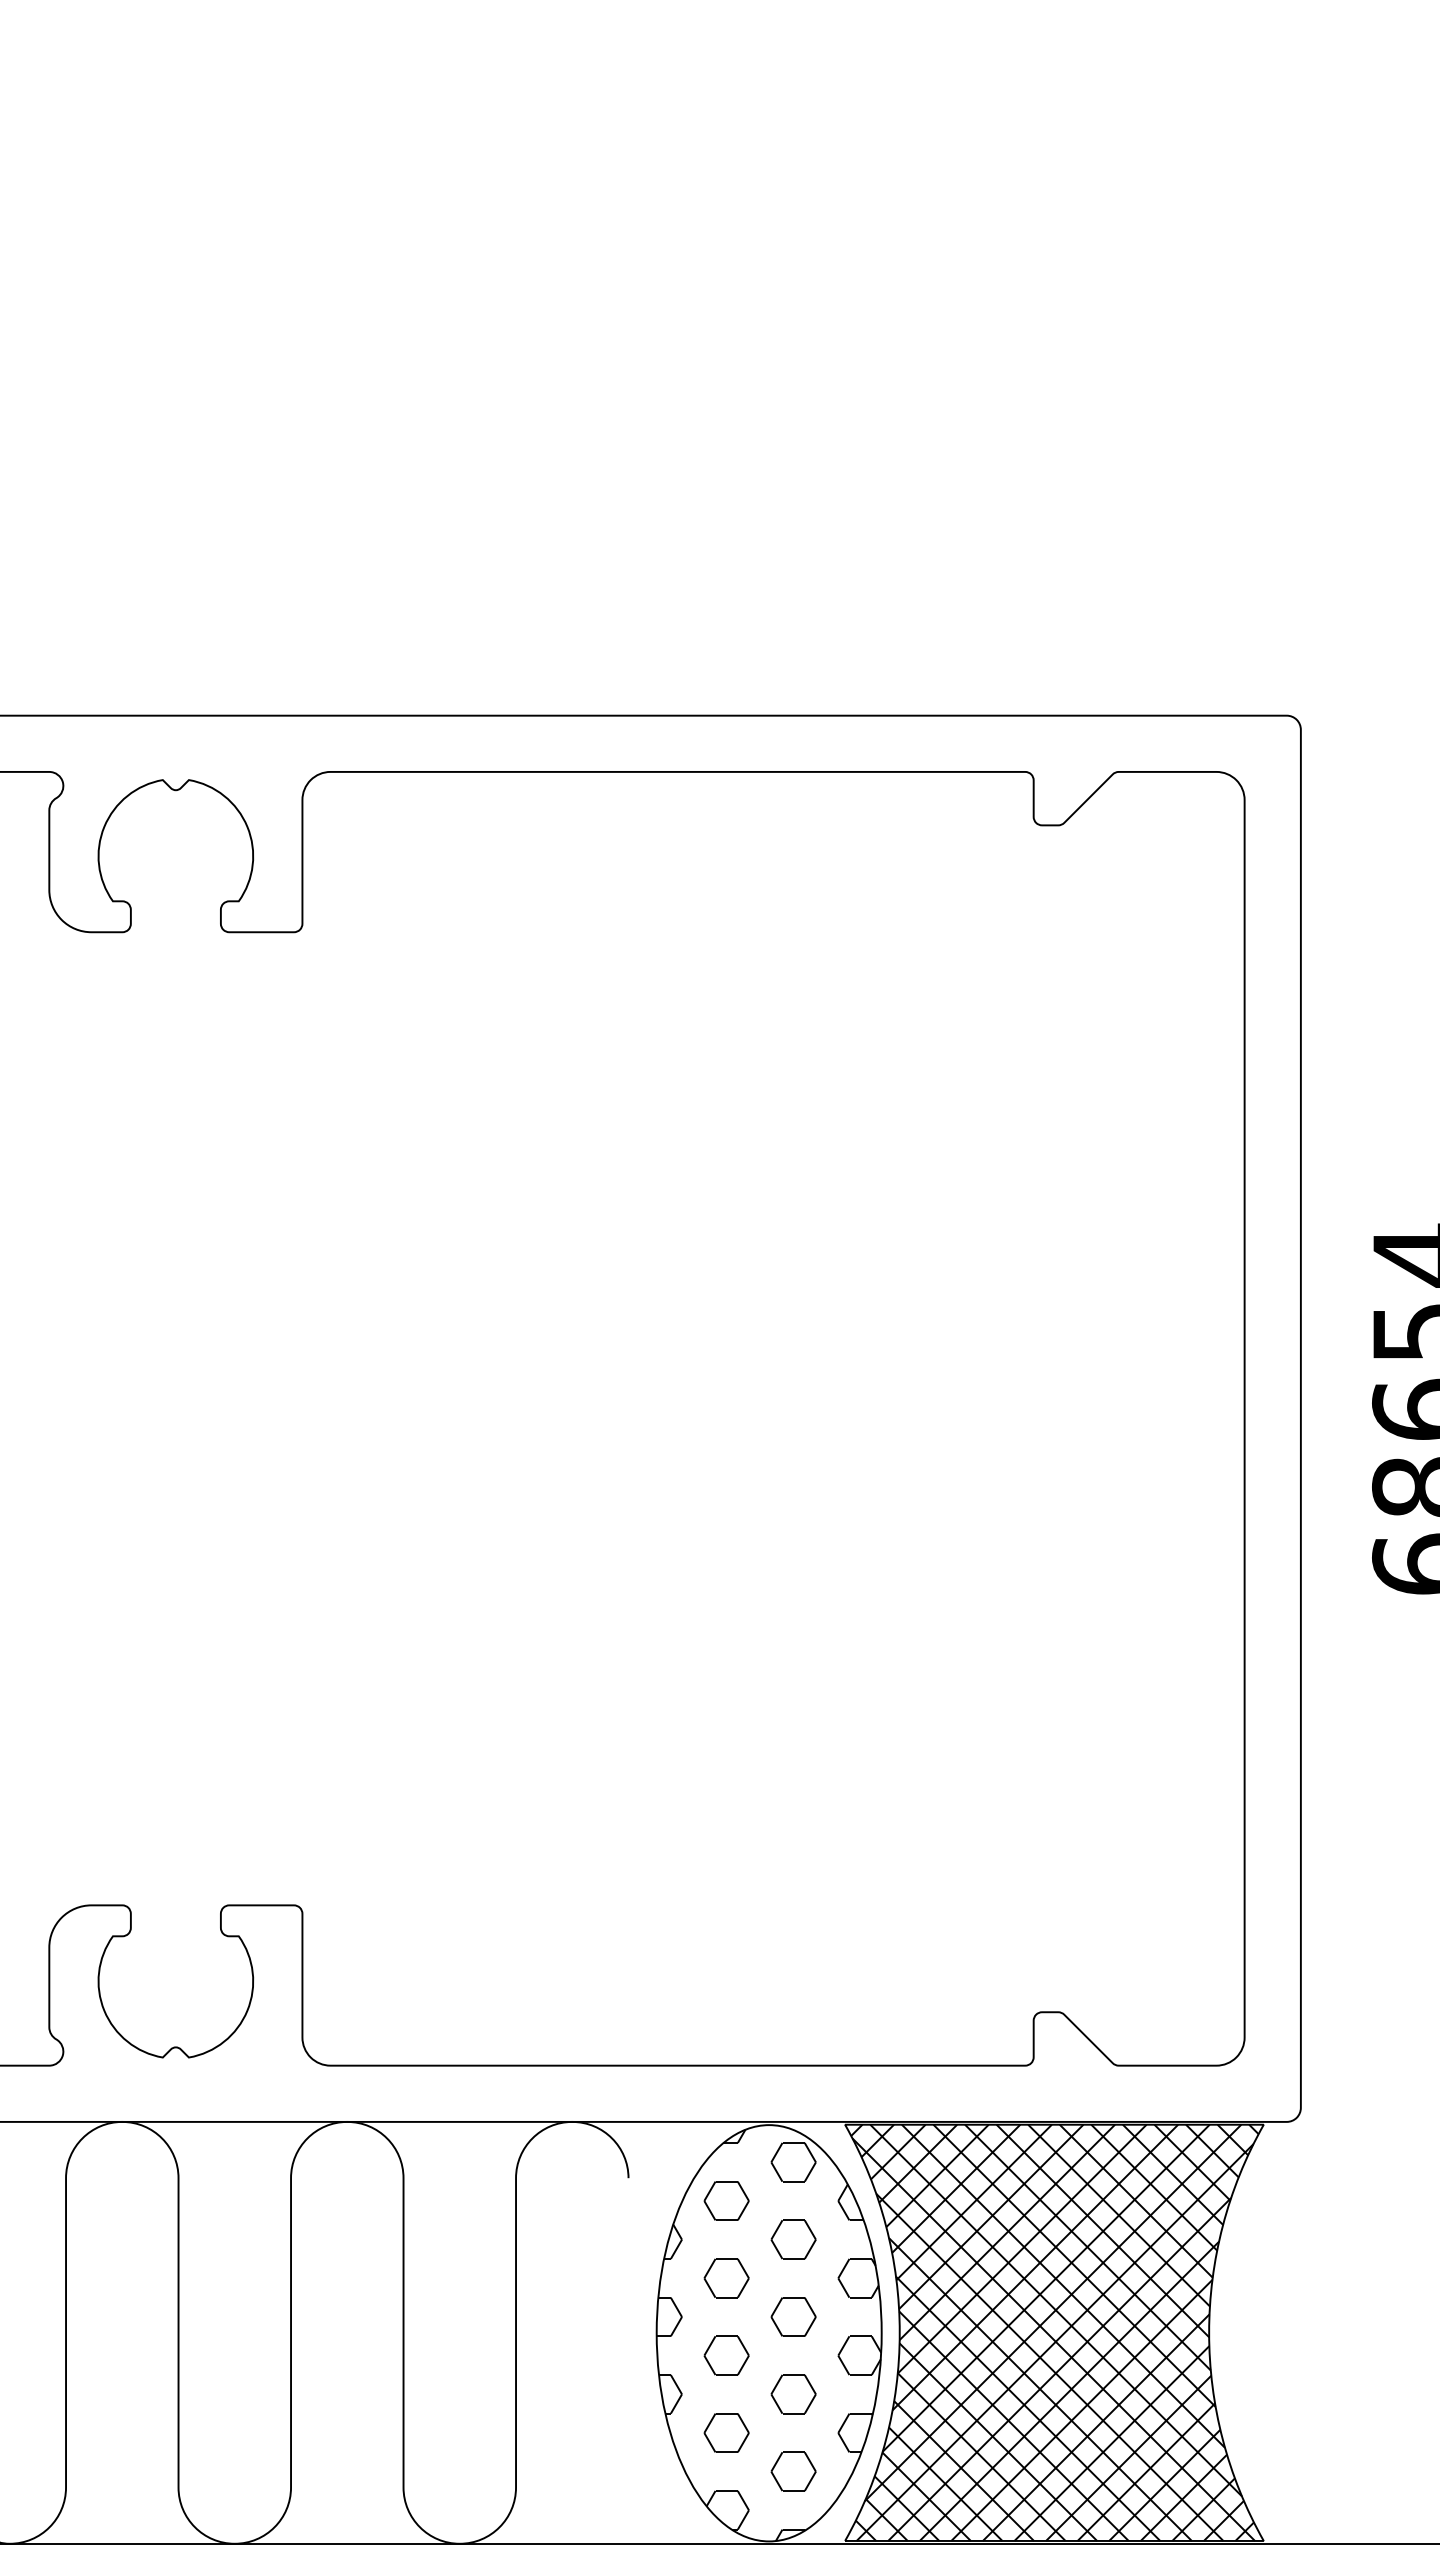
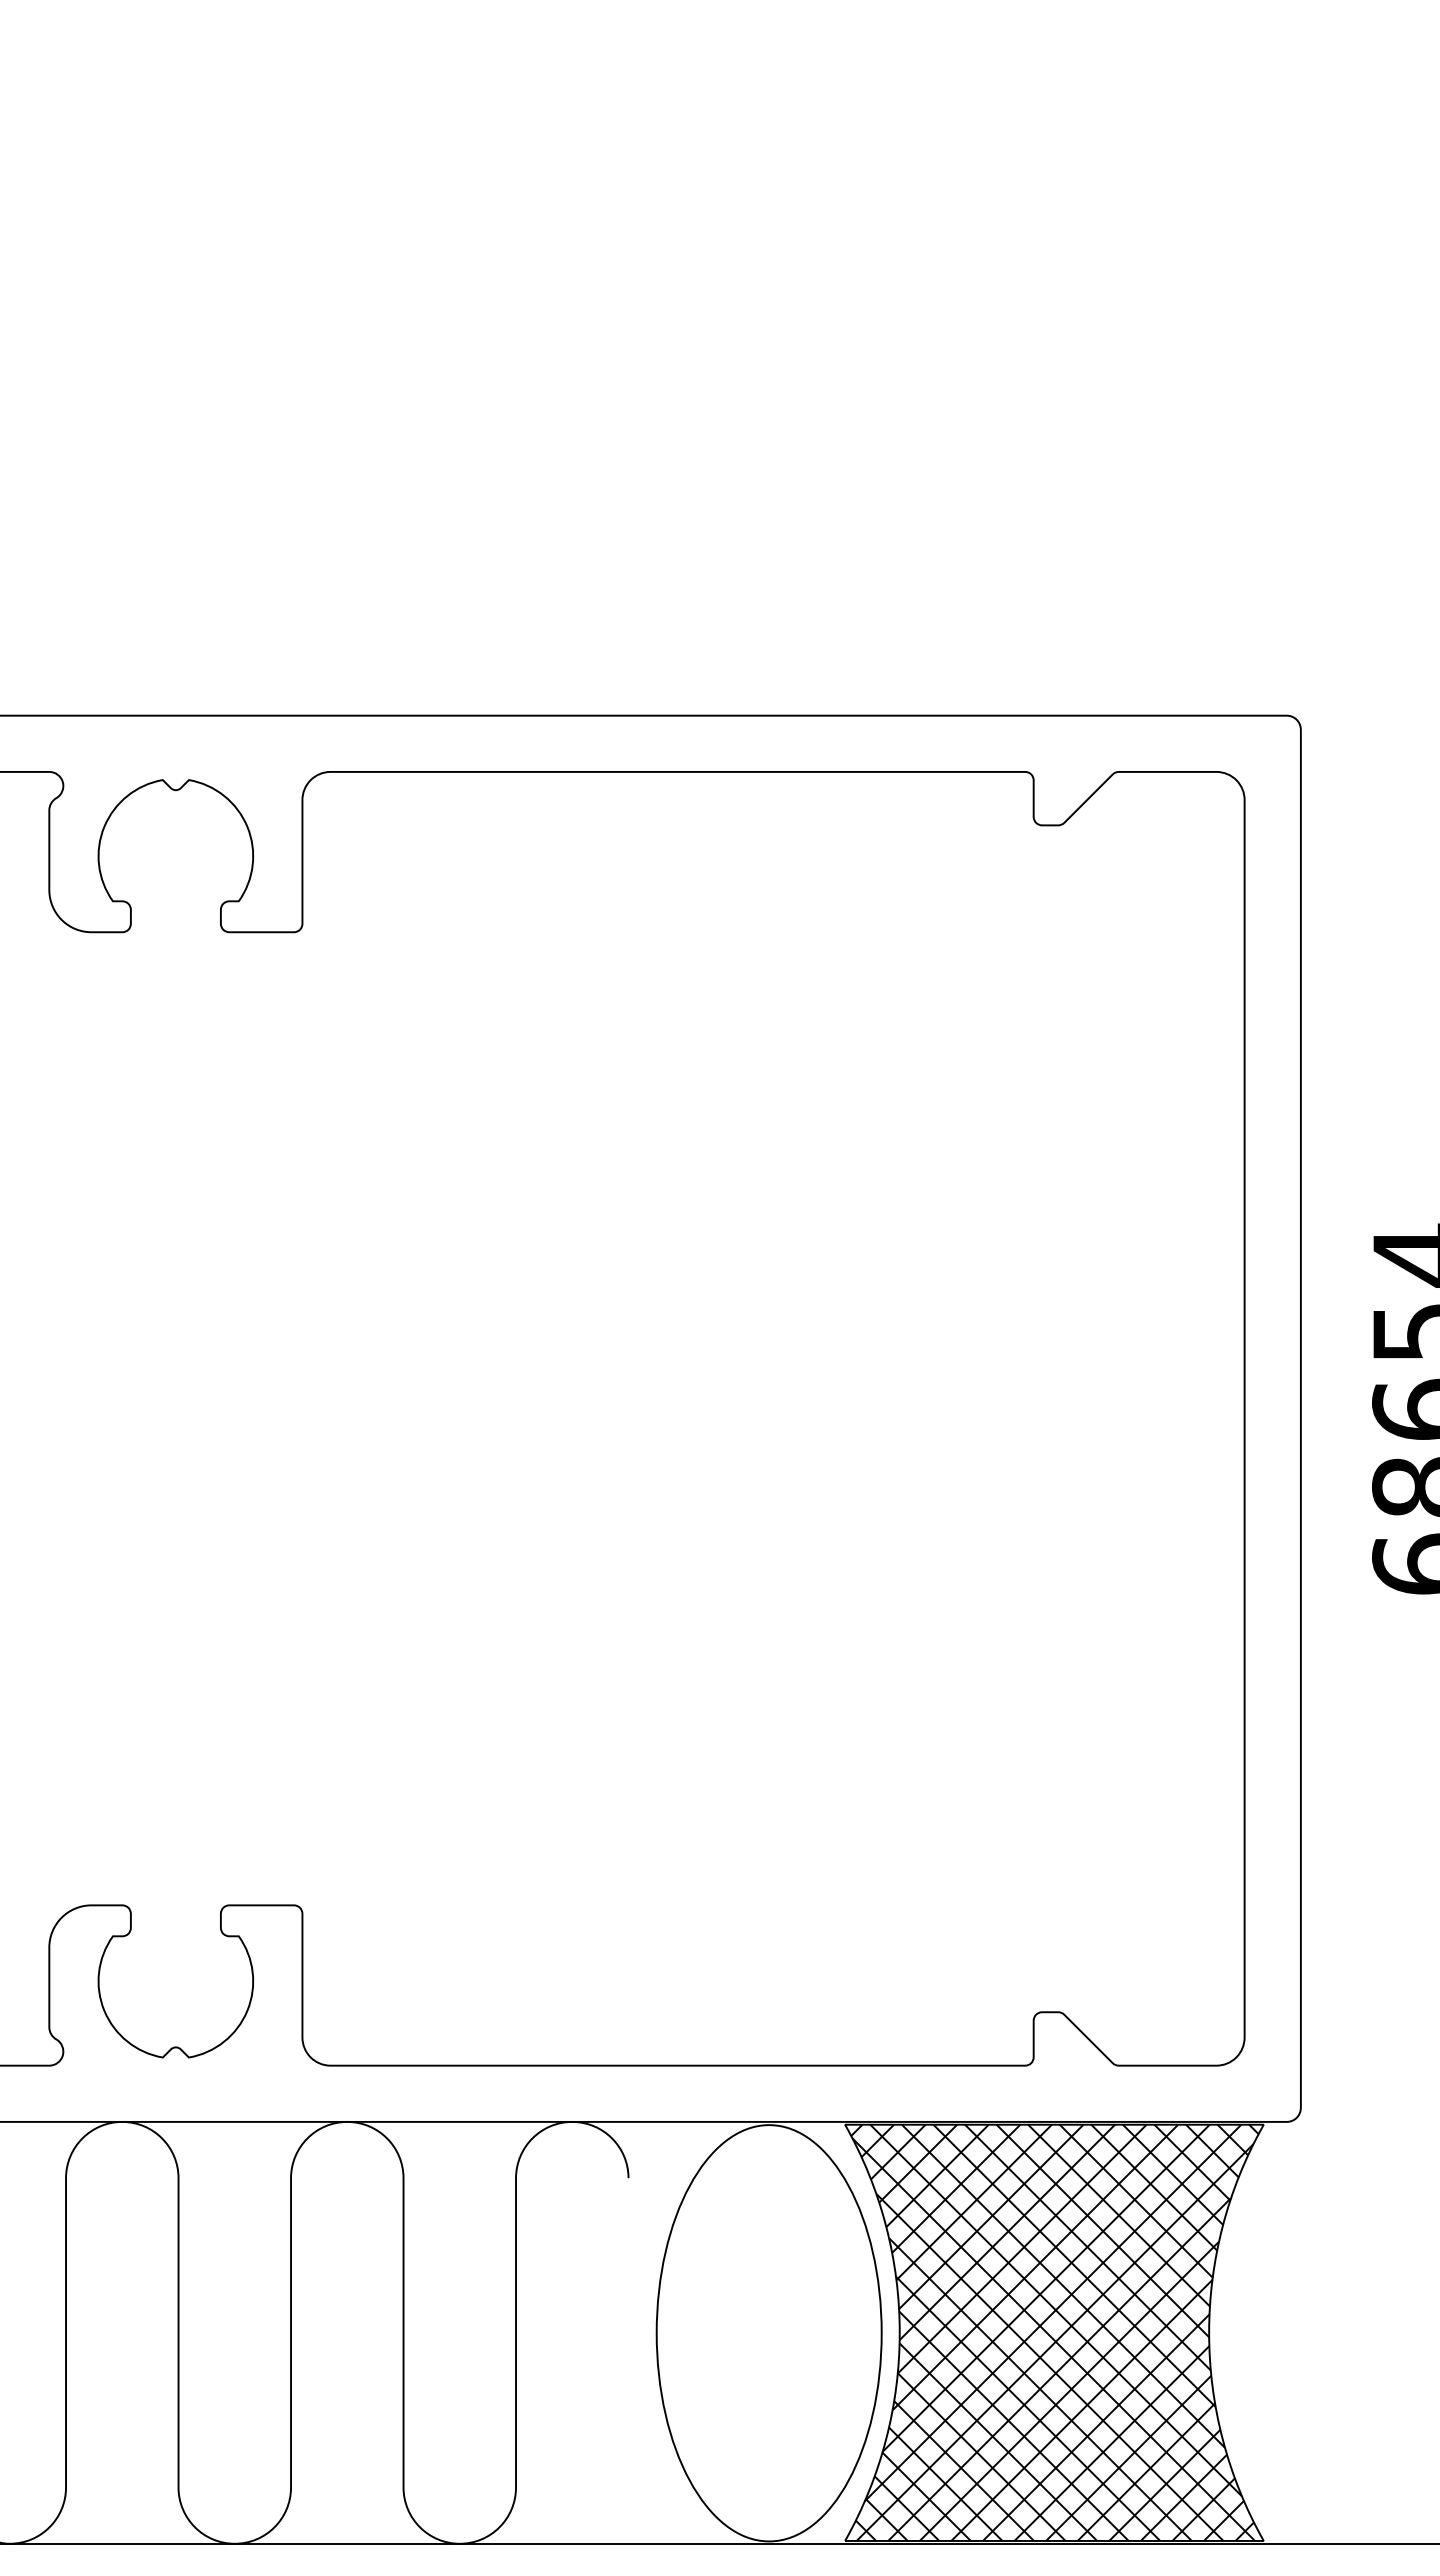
hatch: present -> none (768, 2335)
